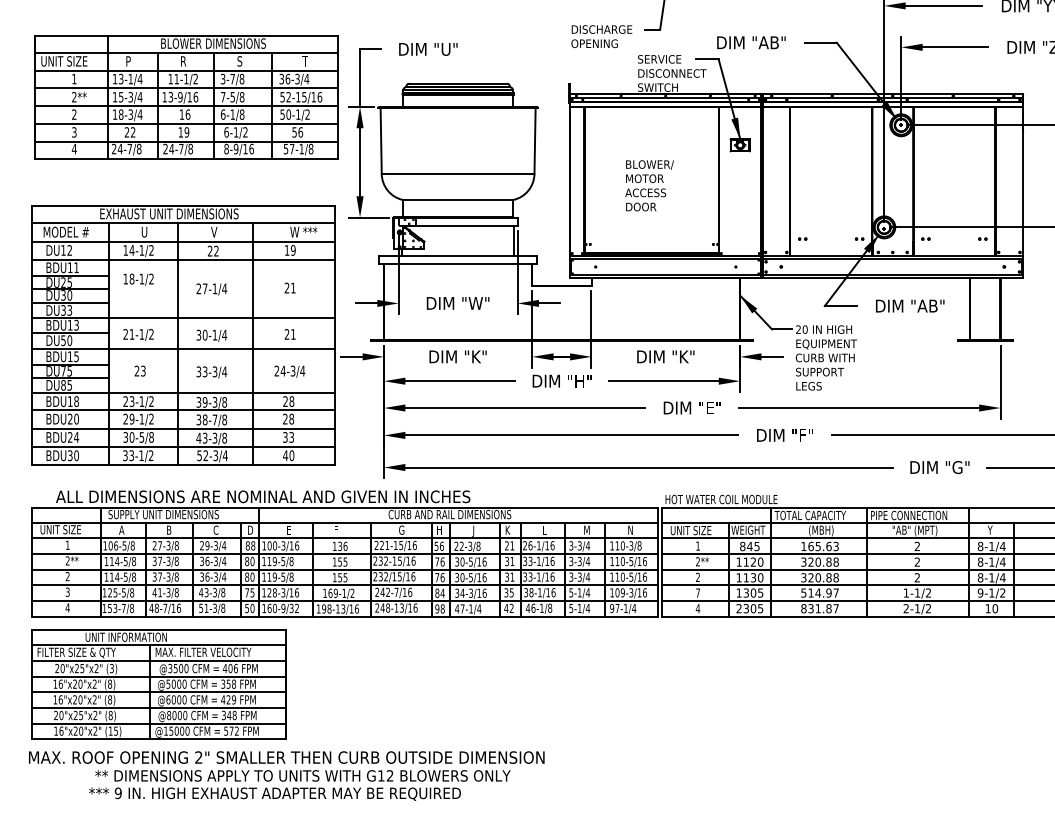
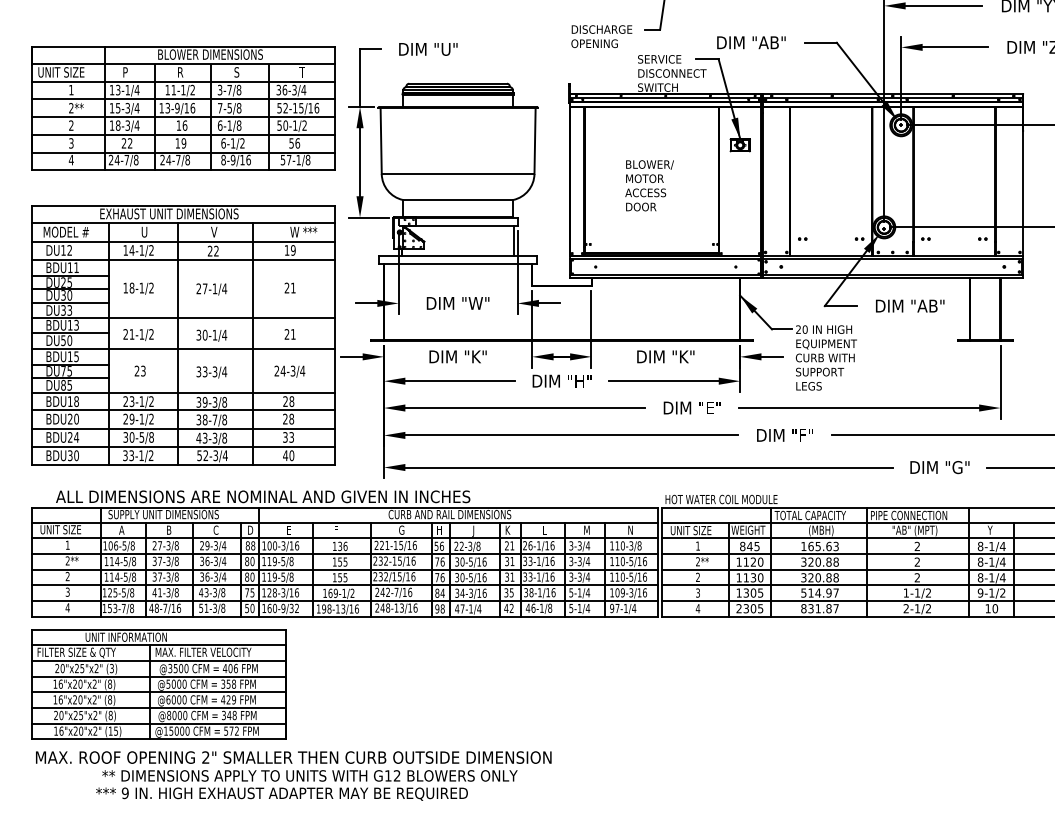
part position: (186, 97) -> (183, 108) (183, 108)
text position: (138, 279) -> (138, 288) (138, 288)
text: 7 -> 3 (697, 592)
text position: (286, 775) -> (293, 775) (293, 775)
